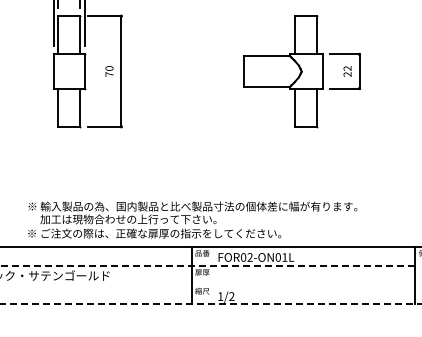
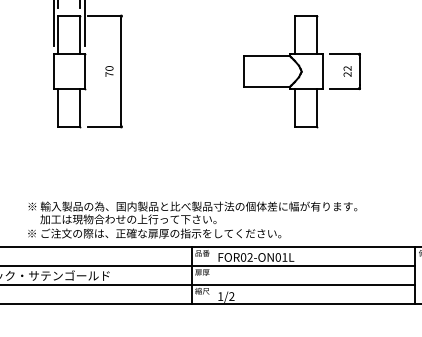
line: dashed -> solid (207, 266)
line: none -> present (208, 285)
line: dashed -> solid (211, 304)
